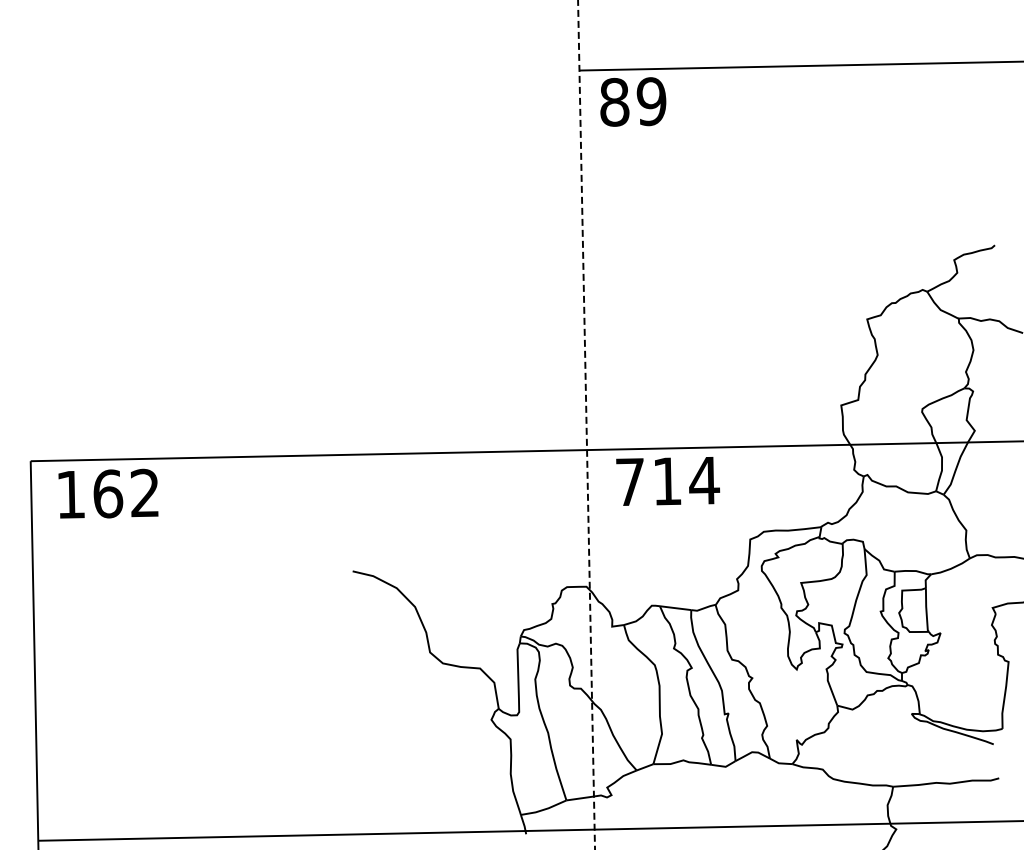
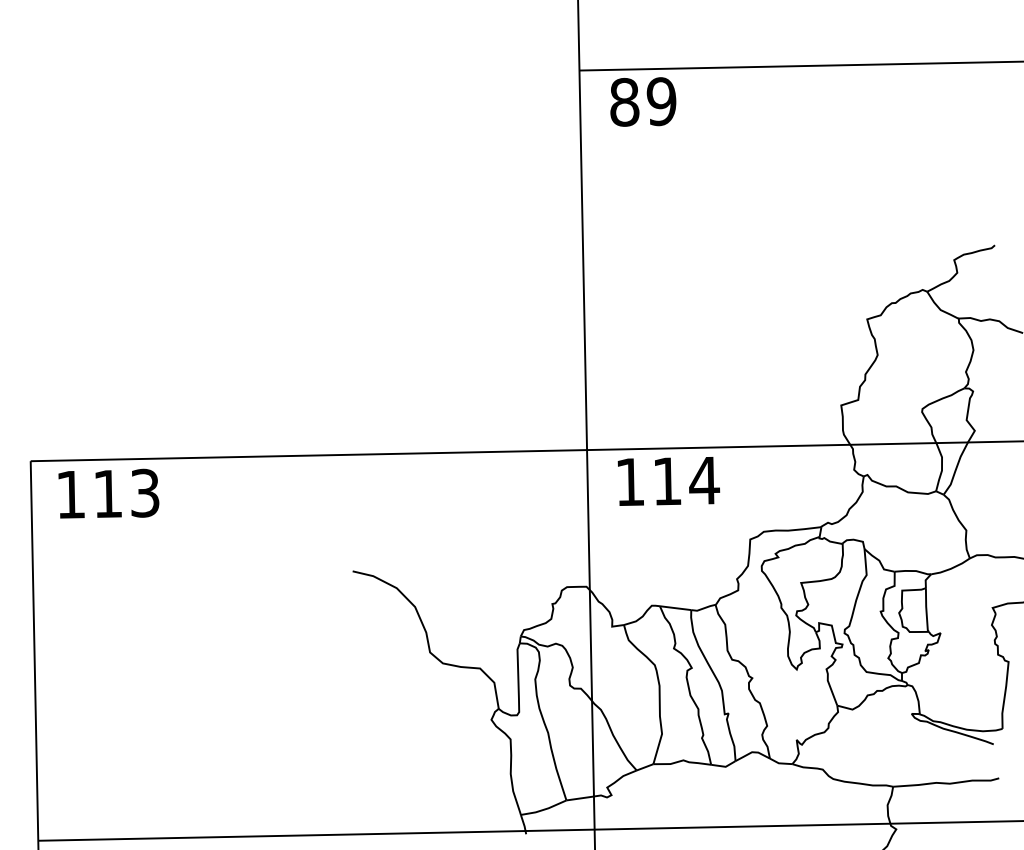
text position: (633, 101) -> (643, 101) (643, 101)
line: dashed -> solid (586, 425)
text: 714 -> 114 (629, 481)
text: 162 -> 113 (126, 493)
